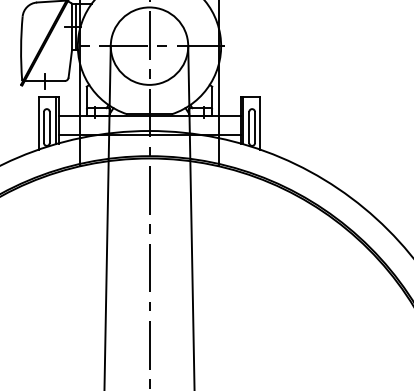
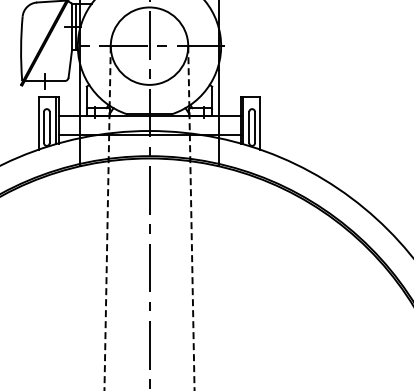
line: solid -> dashed (107, 218)
line: solid -> dashed (191, 218)
